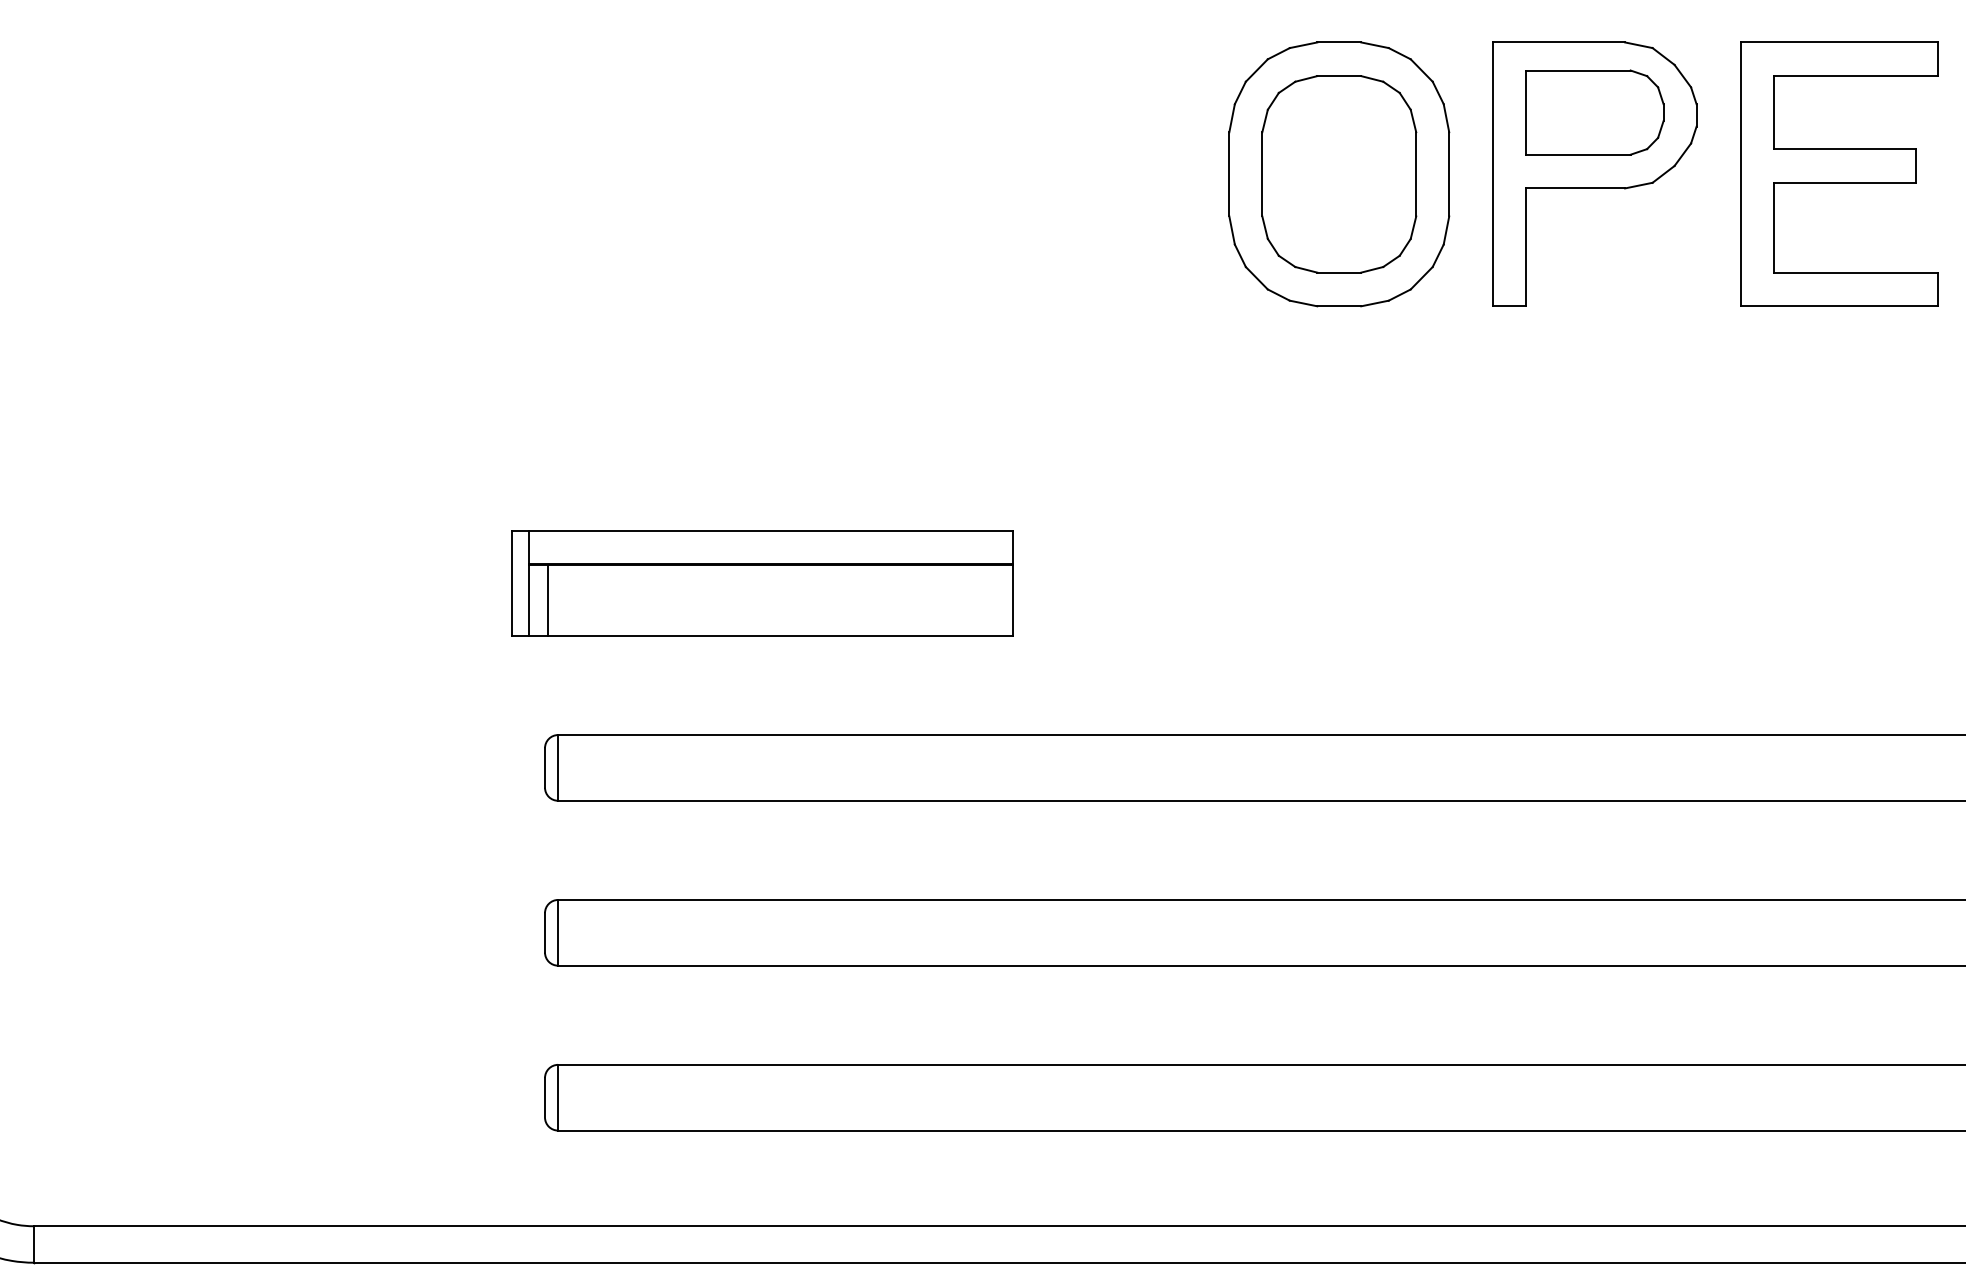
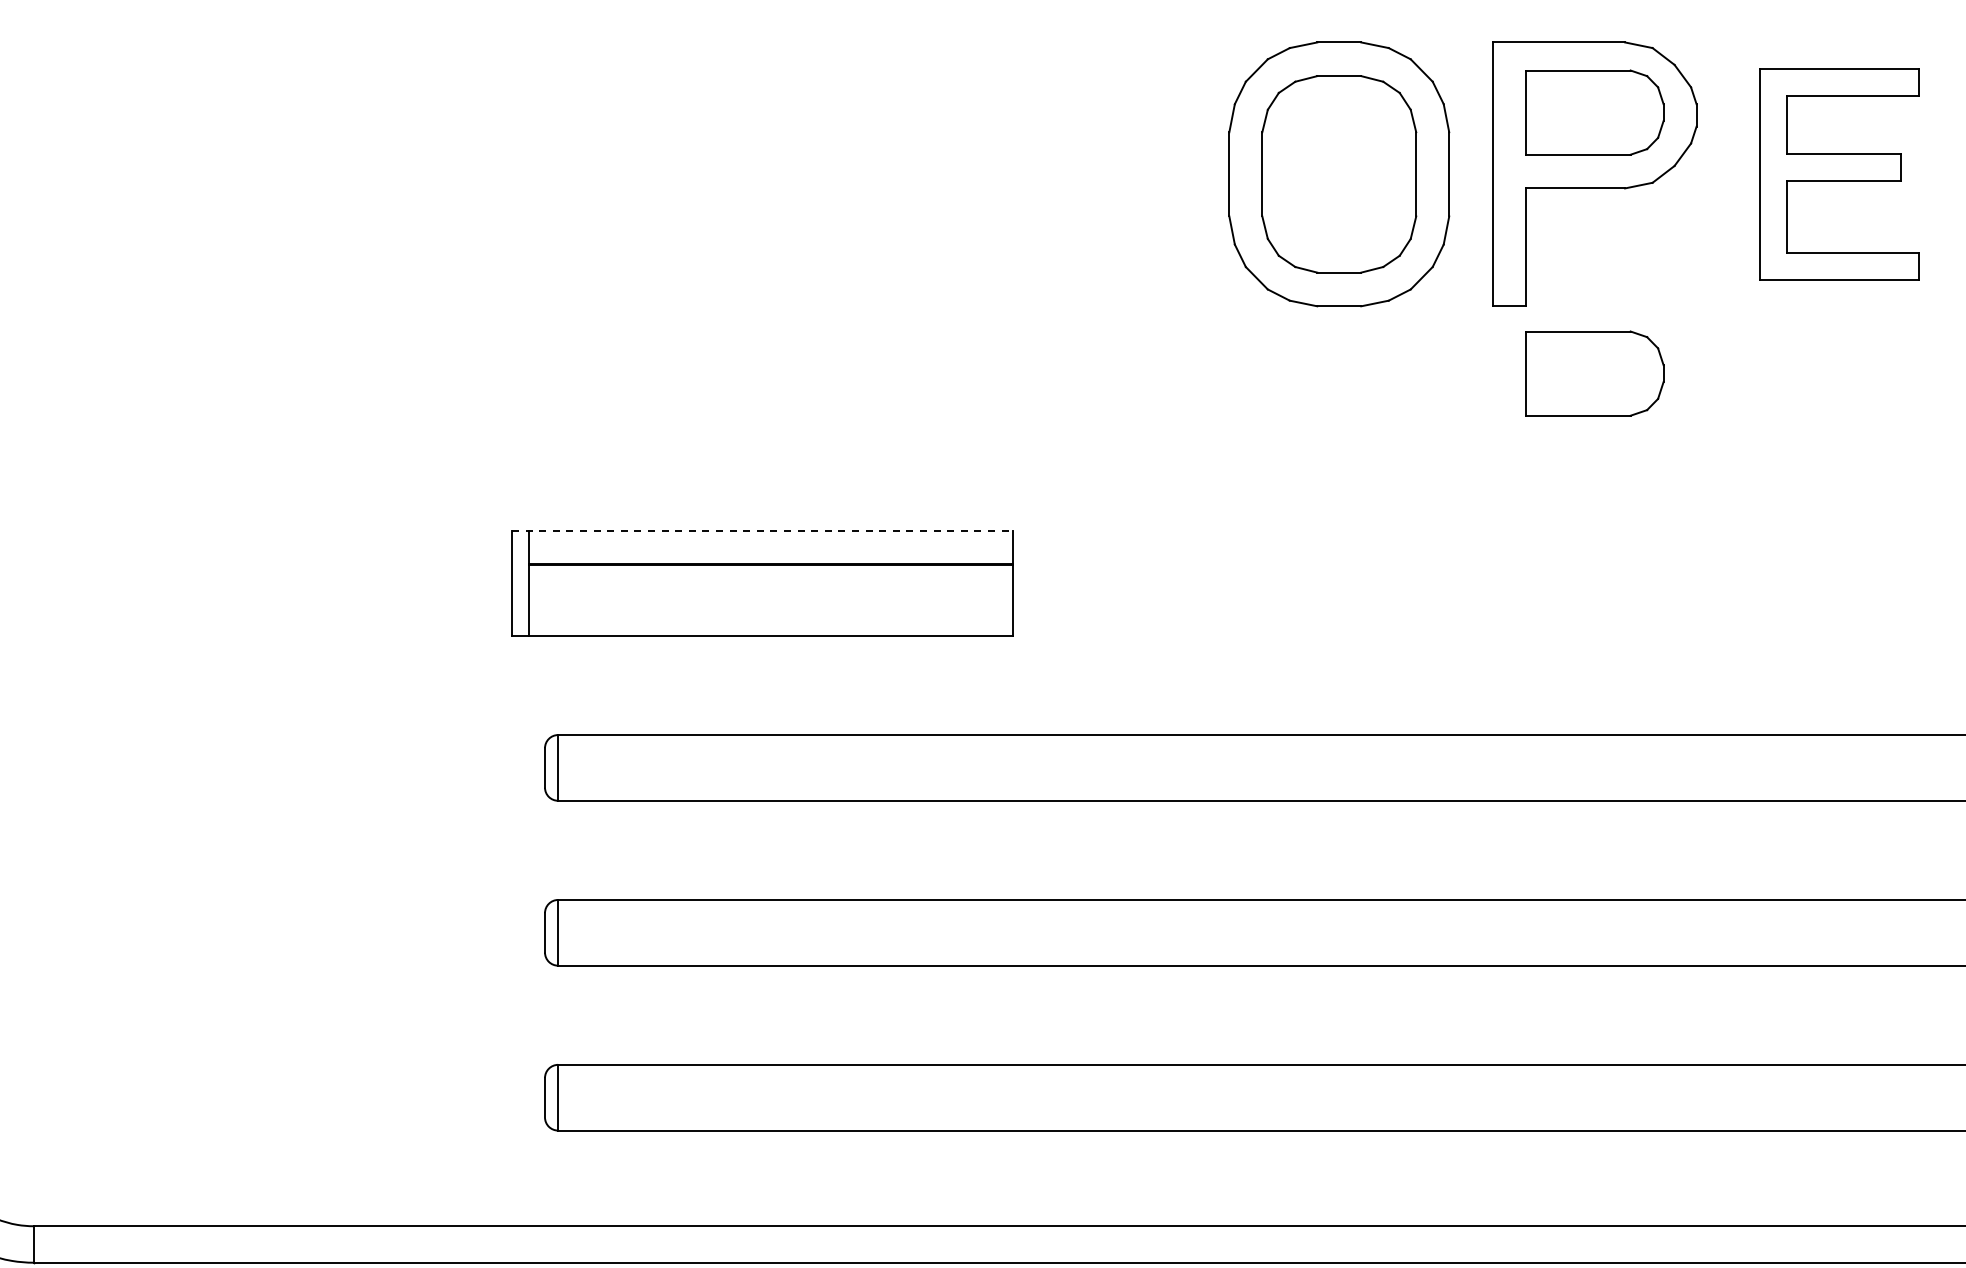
part size: 199x266 px -> 161x213 px (1839, 174)
part: none -> present (1594, 373)
line: solid -> dashed (762, 530)
line: present -> none (548, 600)
